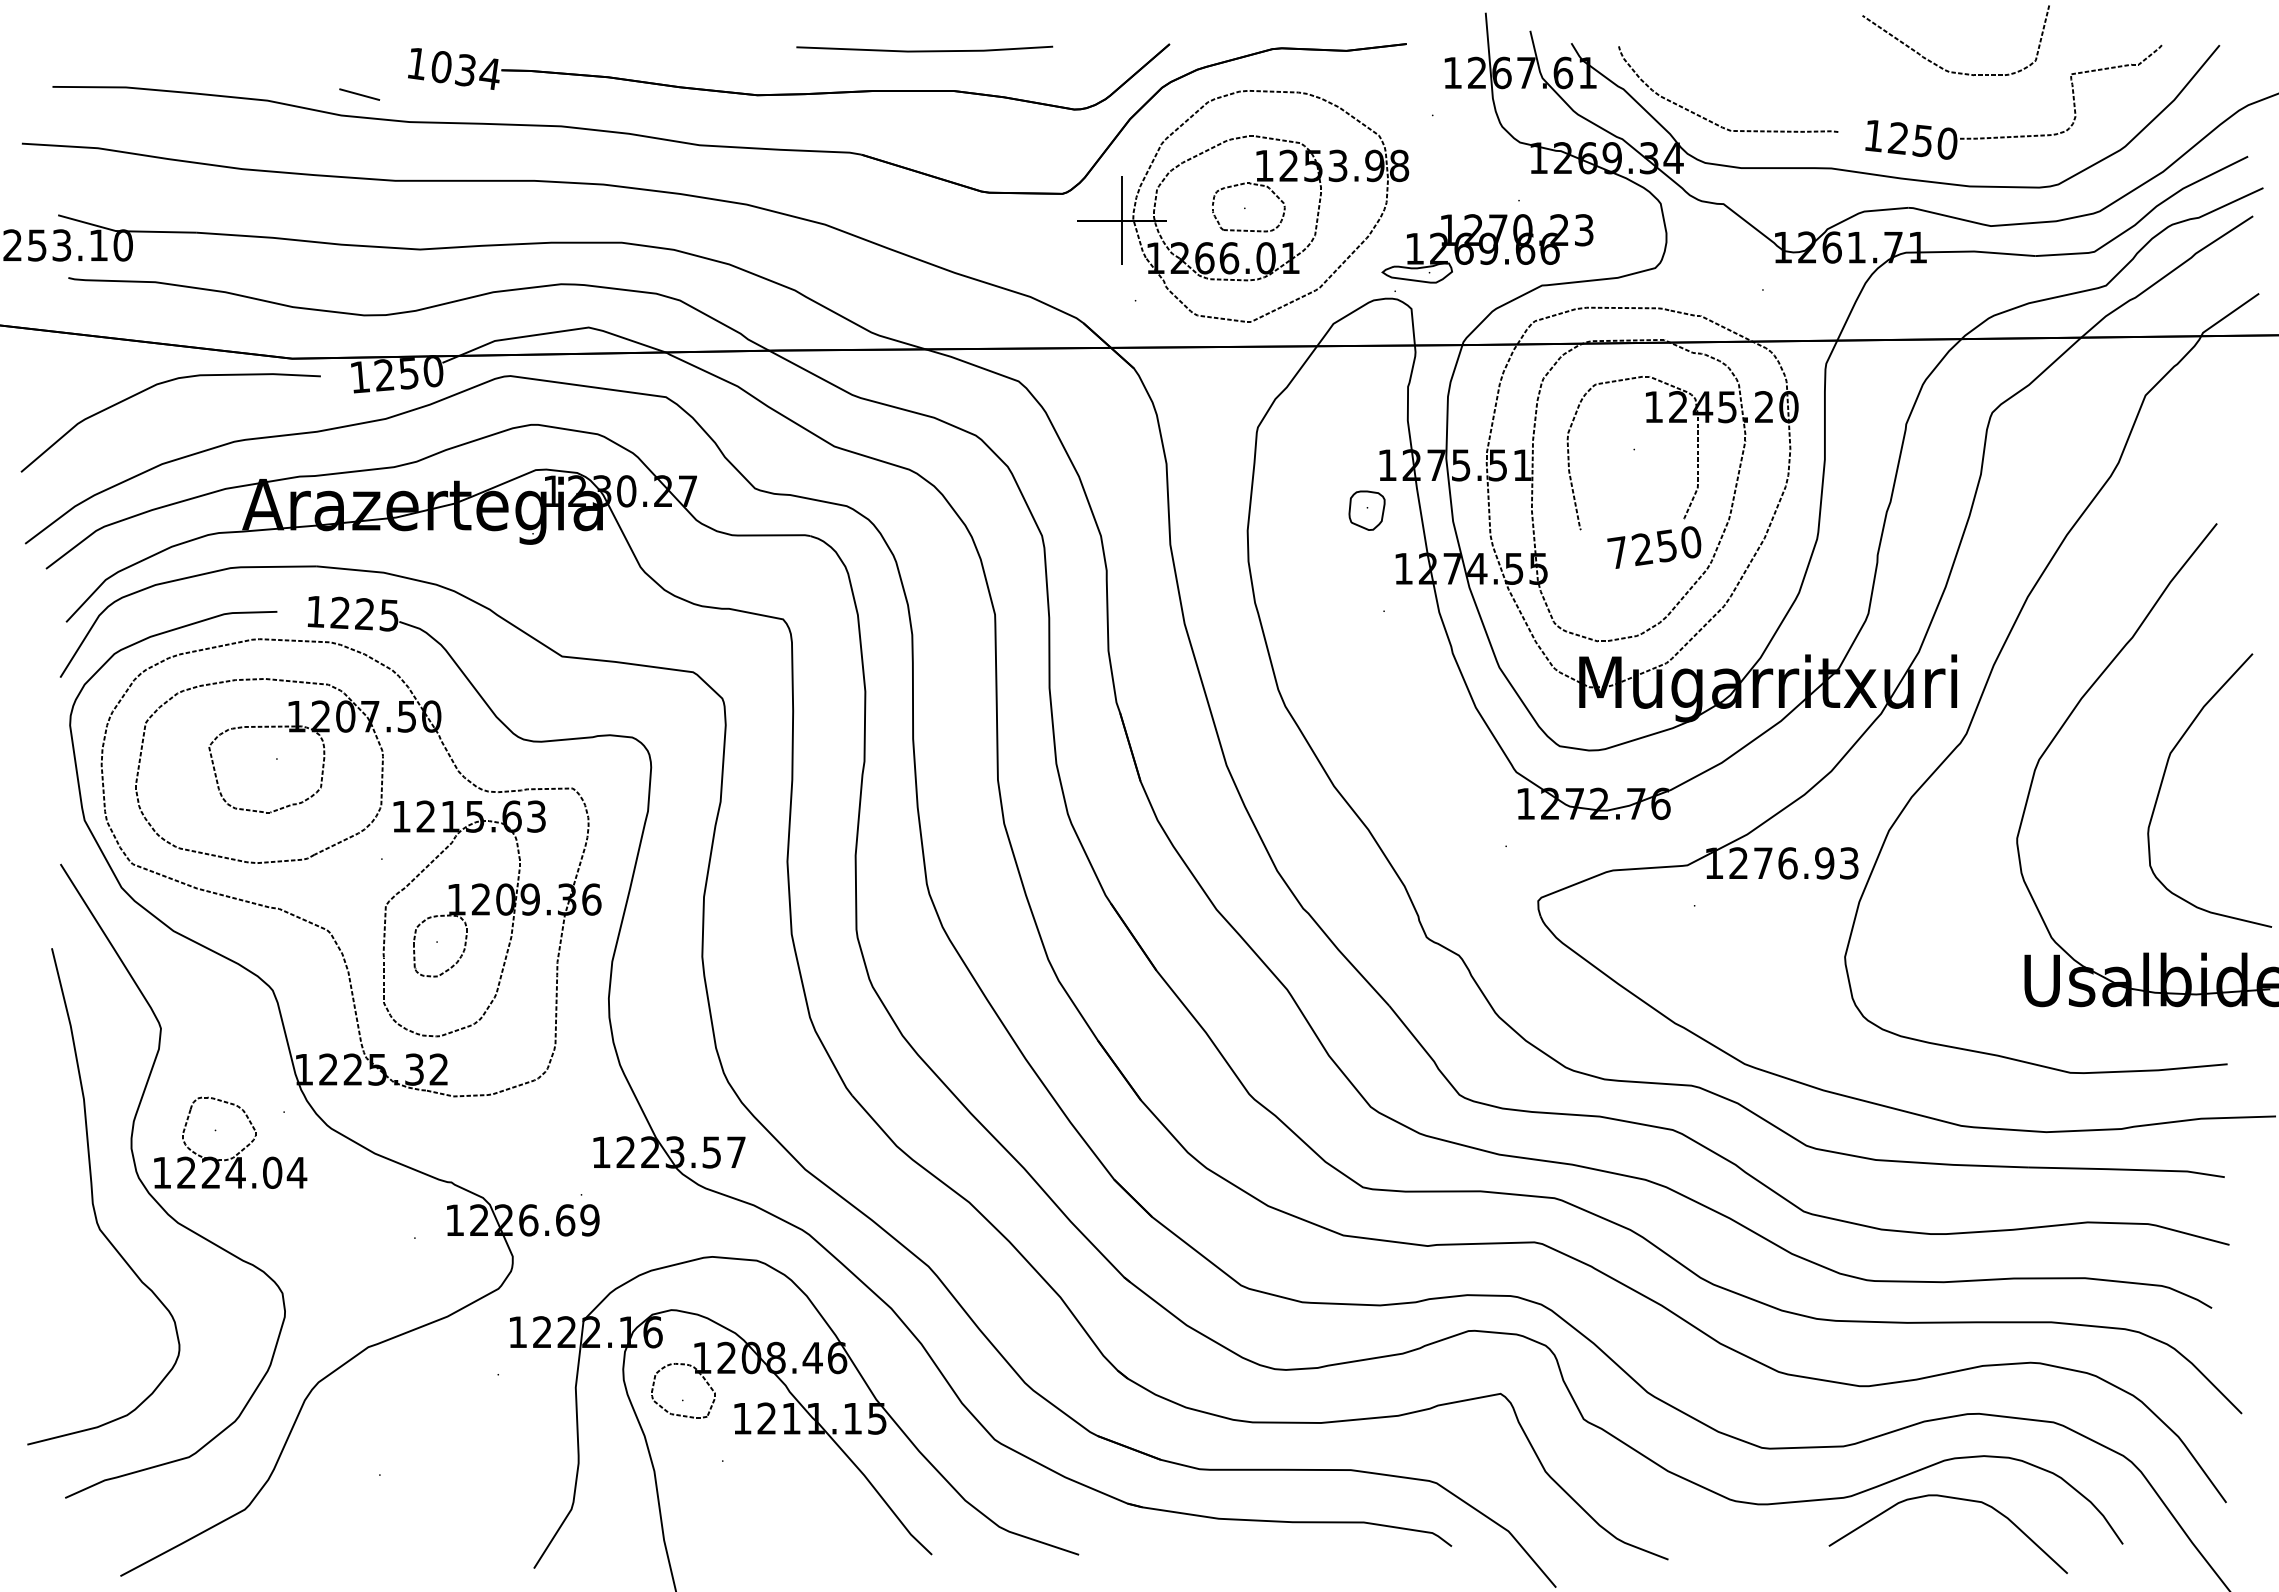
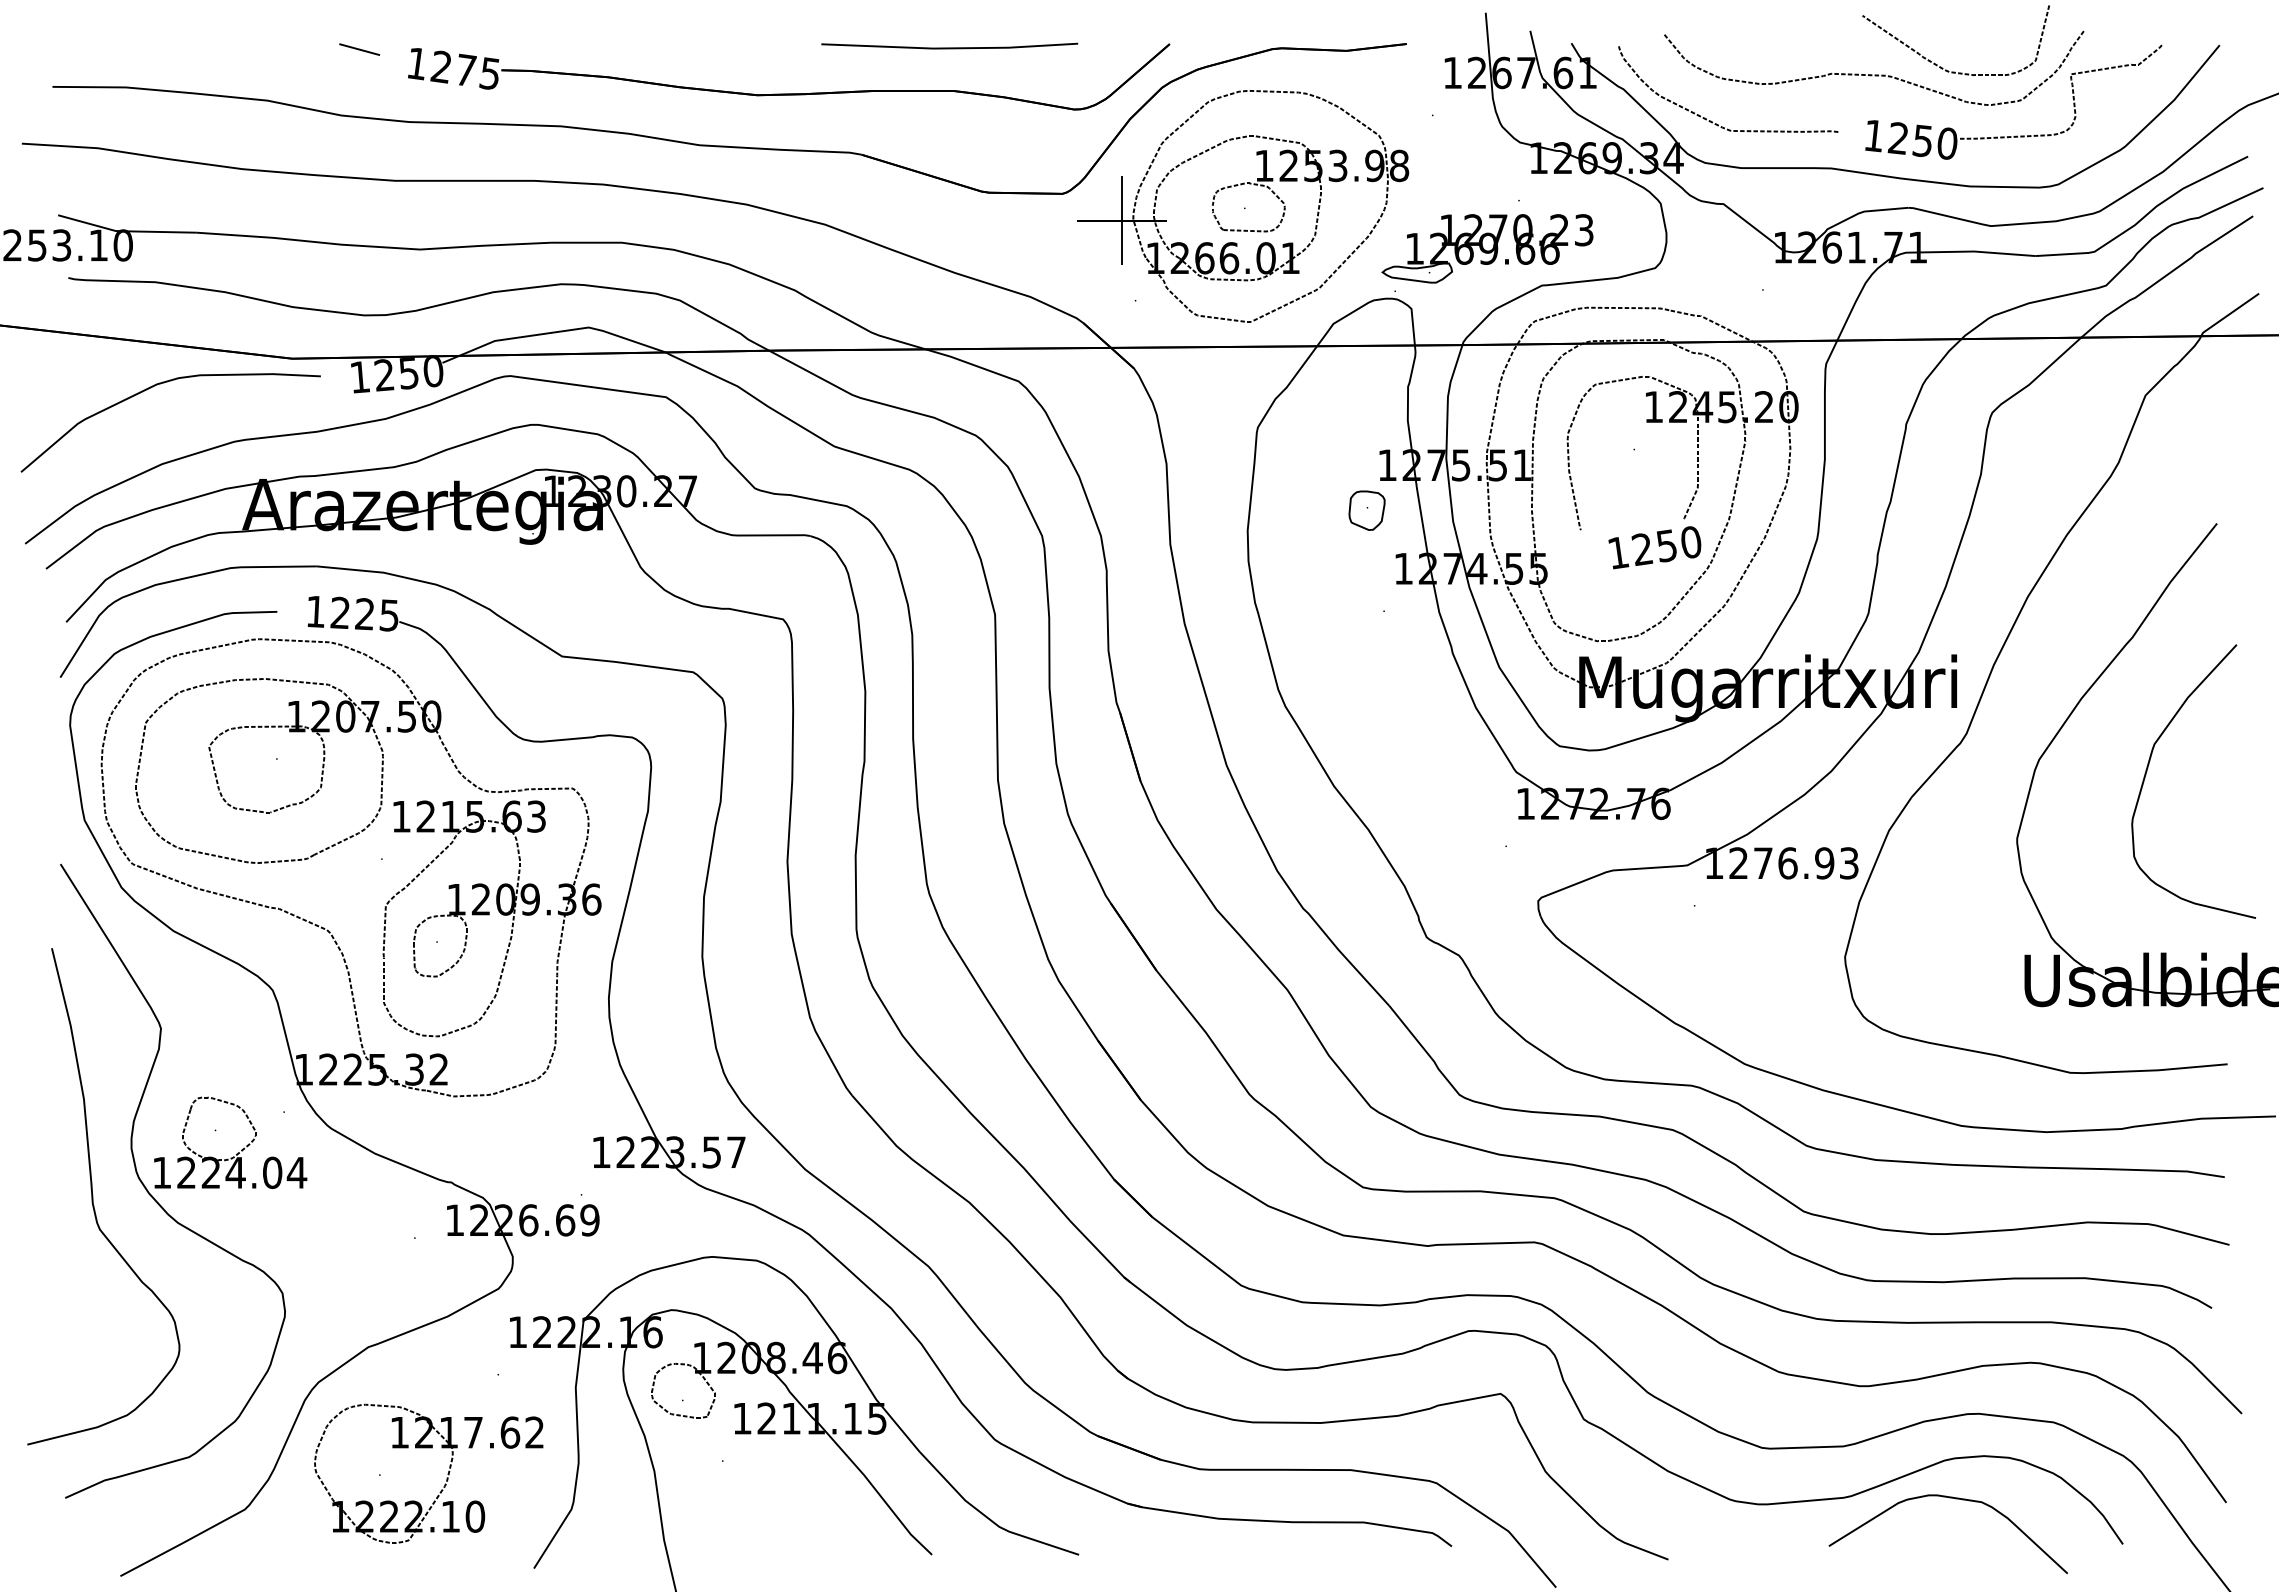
line position: (924, 50) -> (949, 47) (949, 47)
text: 1034 -> 1275 (464, 69)
curve: none -> present (1874, 74)
line position: (359, 94) -> (359, 49) (359, 49)
text: 7250 -> 1250 (1618, 552)
curve position: (2164, 777) -> (2148, 768) (2148, 768)
part: none -> present (446, 1478)
